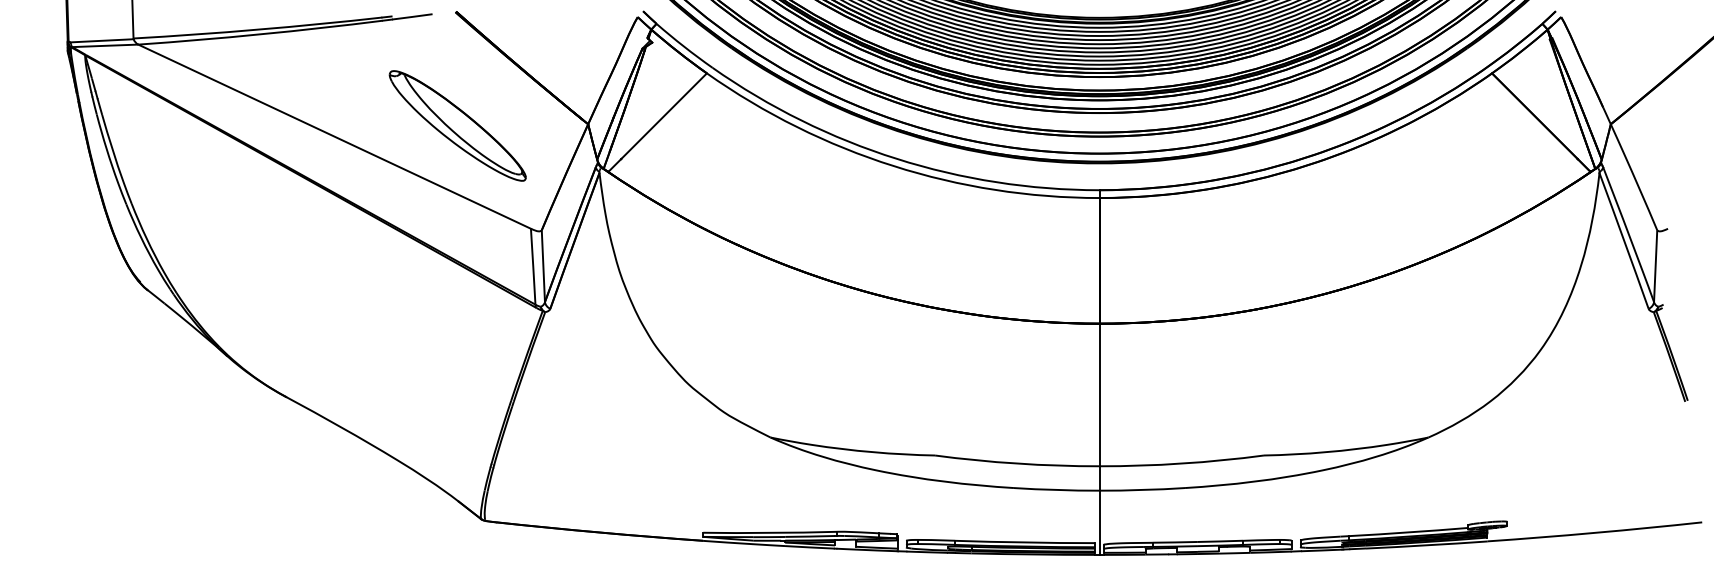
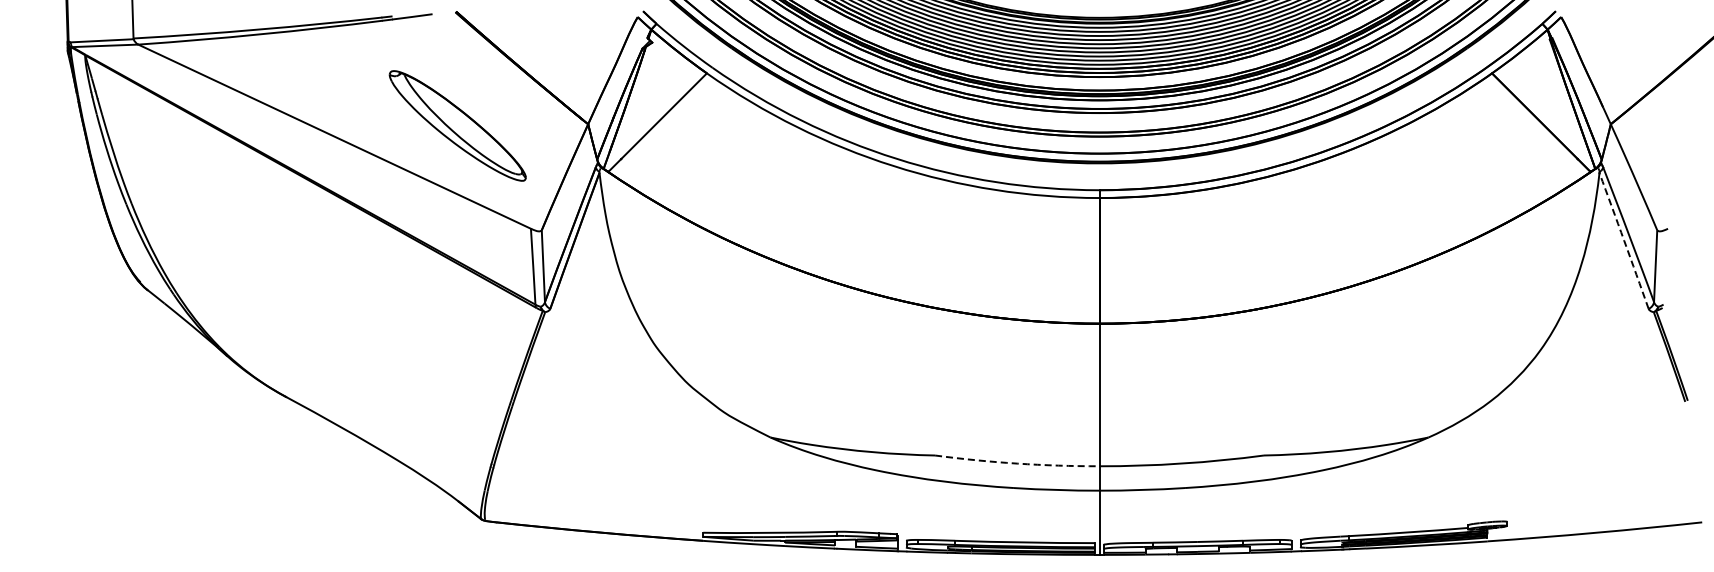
arc: solid -> dashed (1624, 240)
arc: solid -> dashed (1017, 463)
